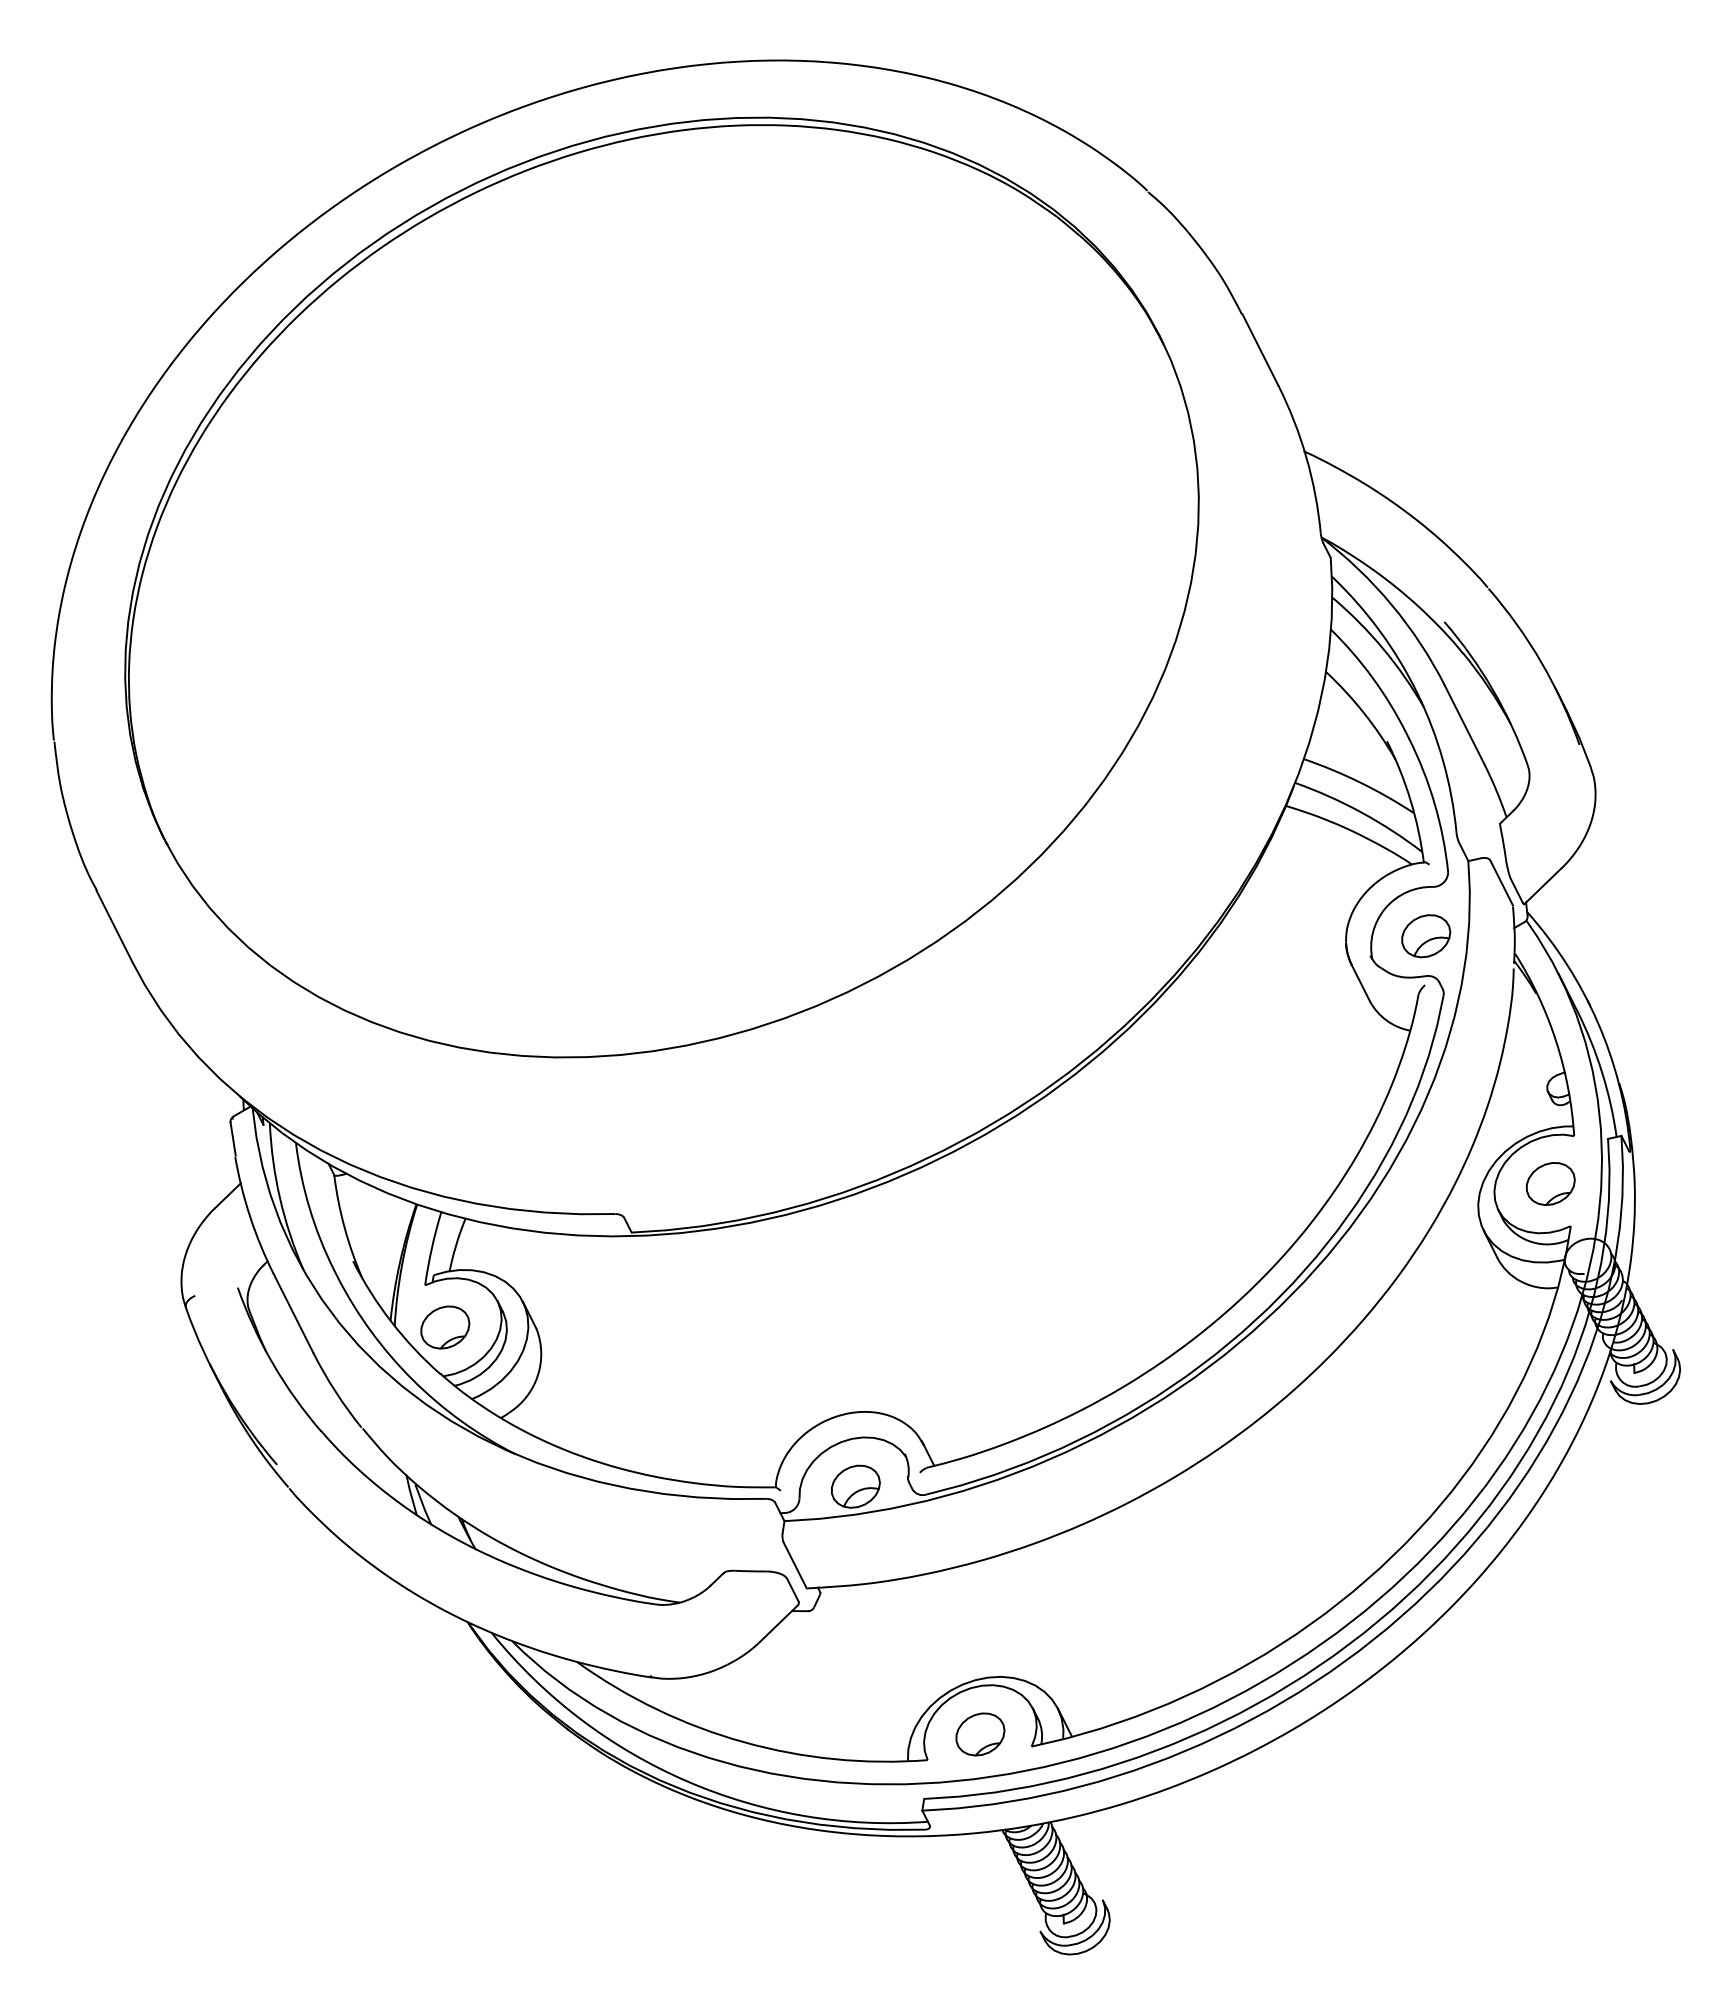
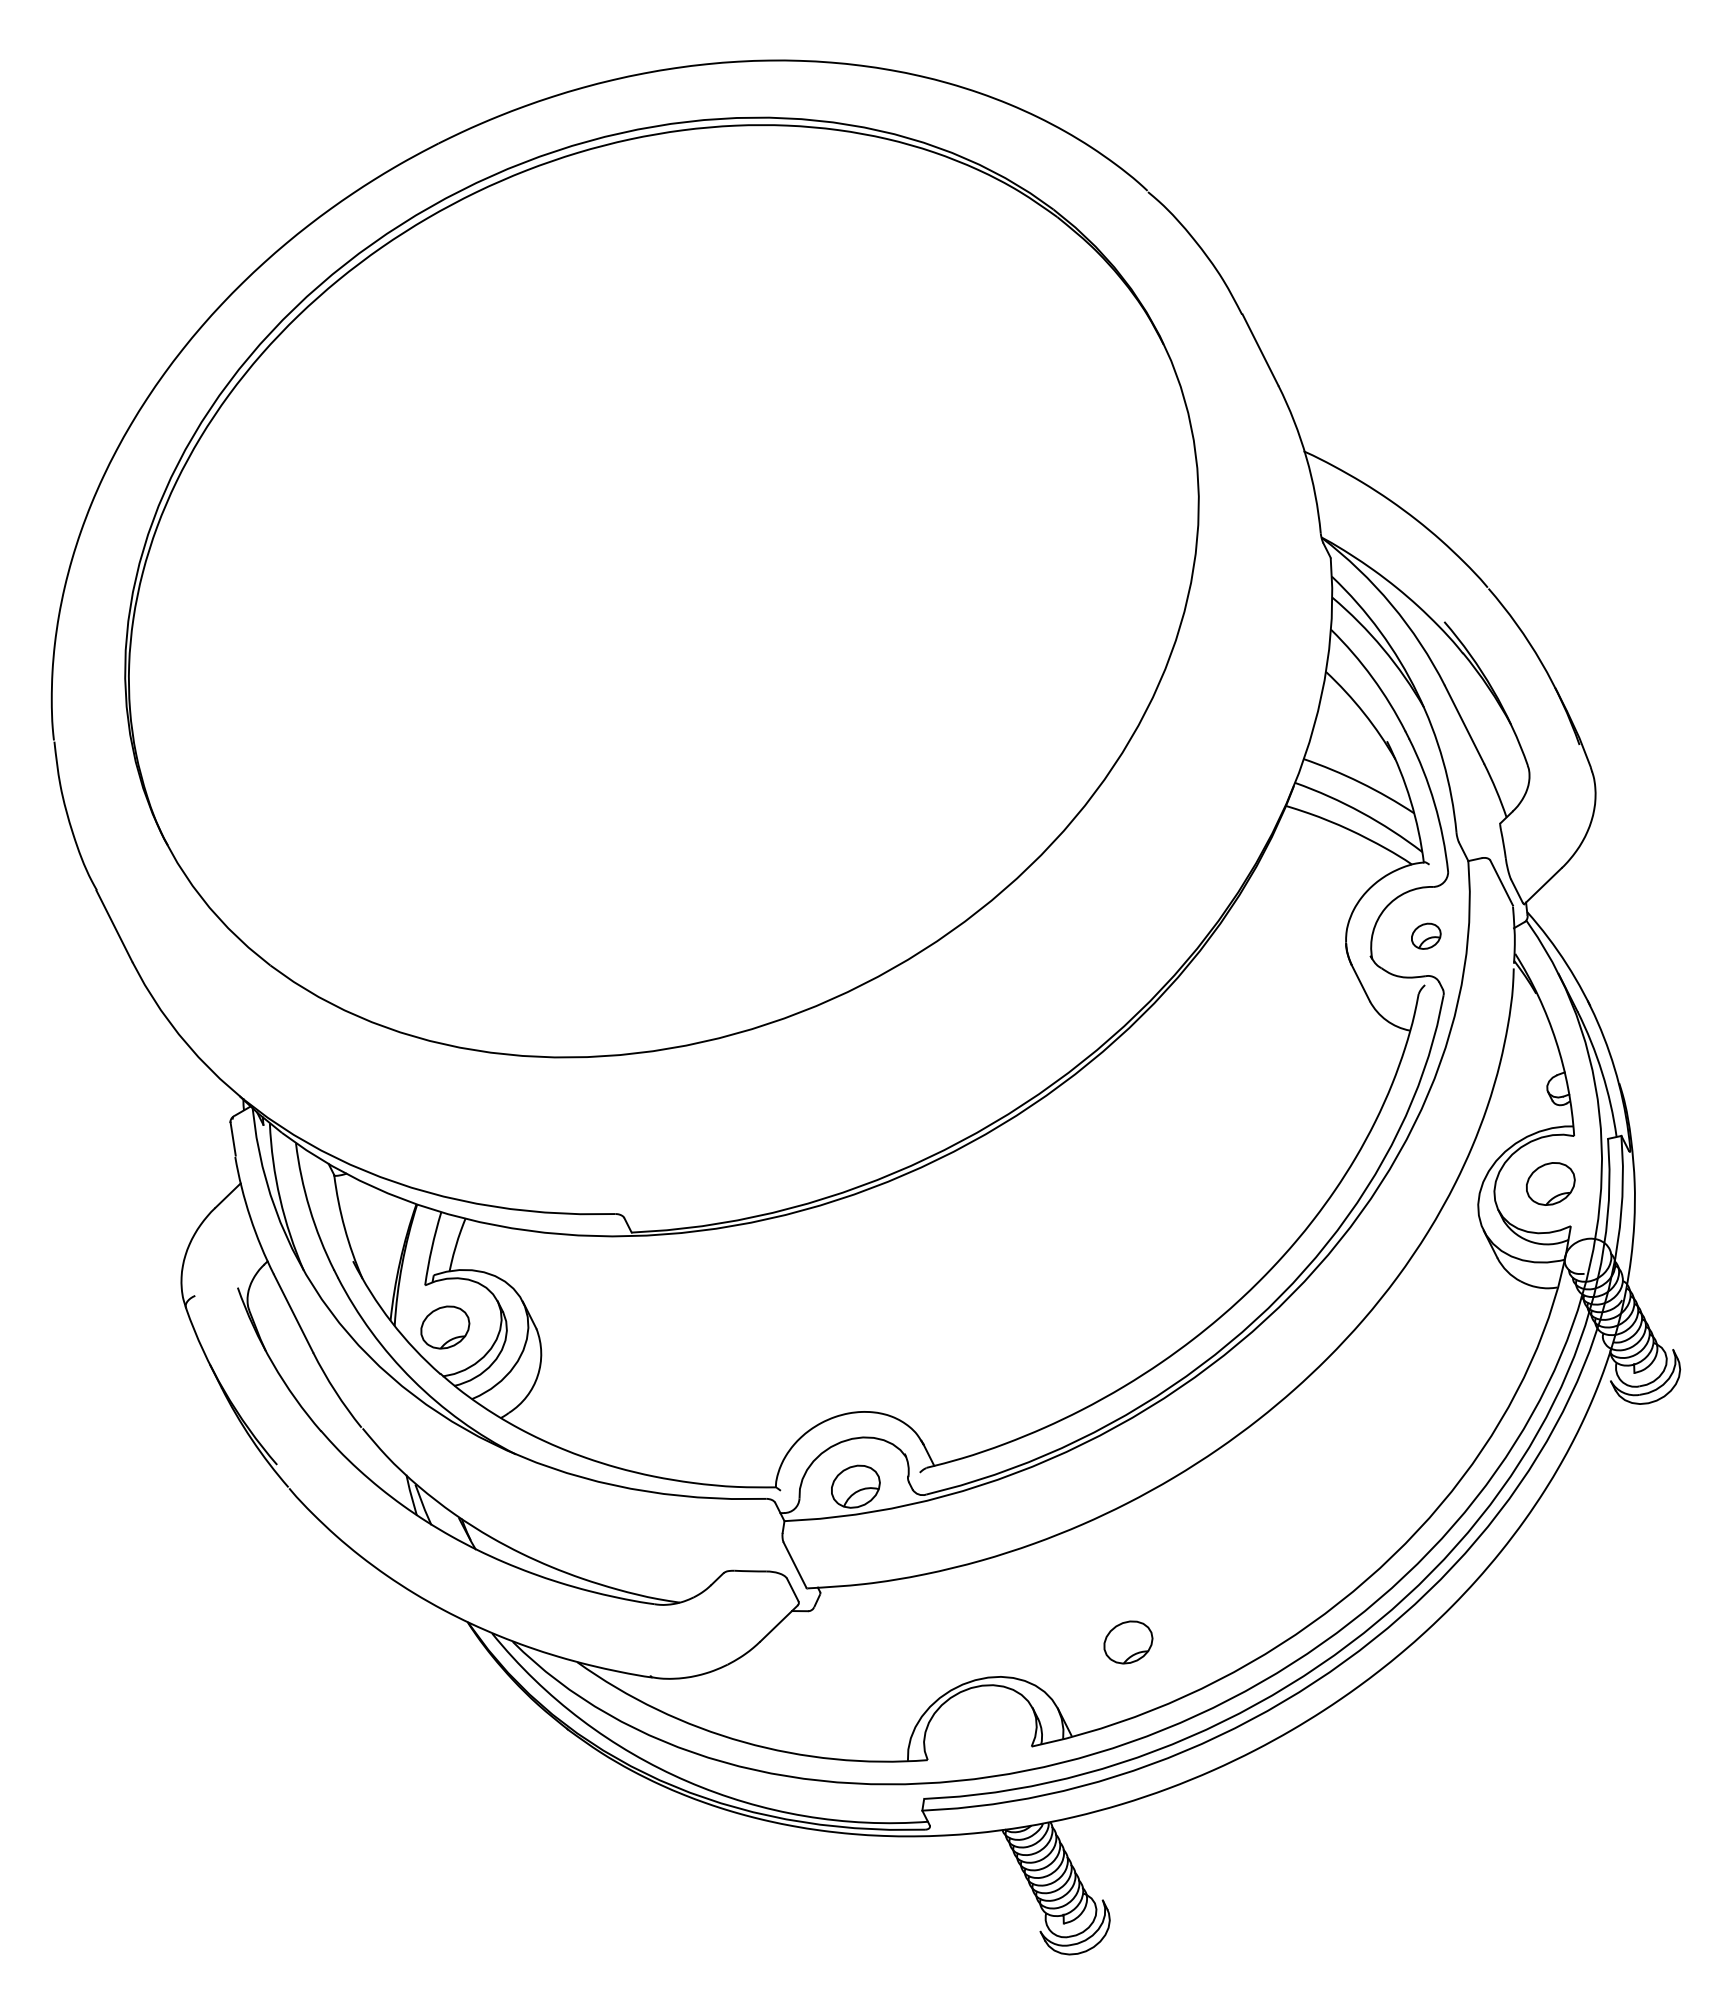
part size: 51x45 px -> 31x28 px (1426, 935)
part position: (980, 1734) -> (1128, 1642) (1128, 1642)
